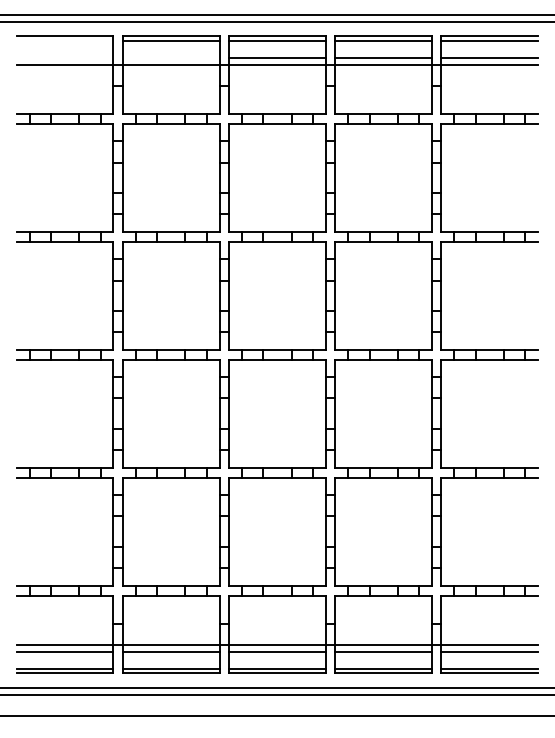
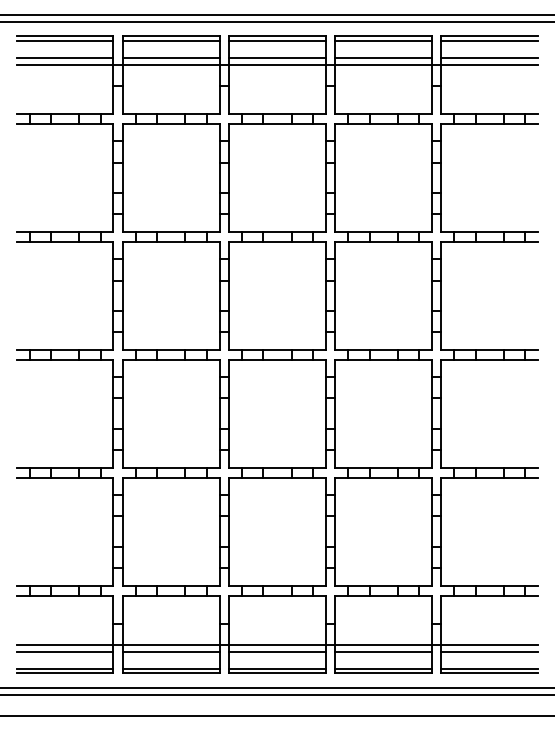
line: none -> present (64, 40)
line: none -> present (64, 57)
line: none -> present (170, 57)
